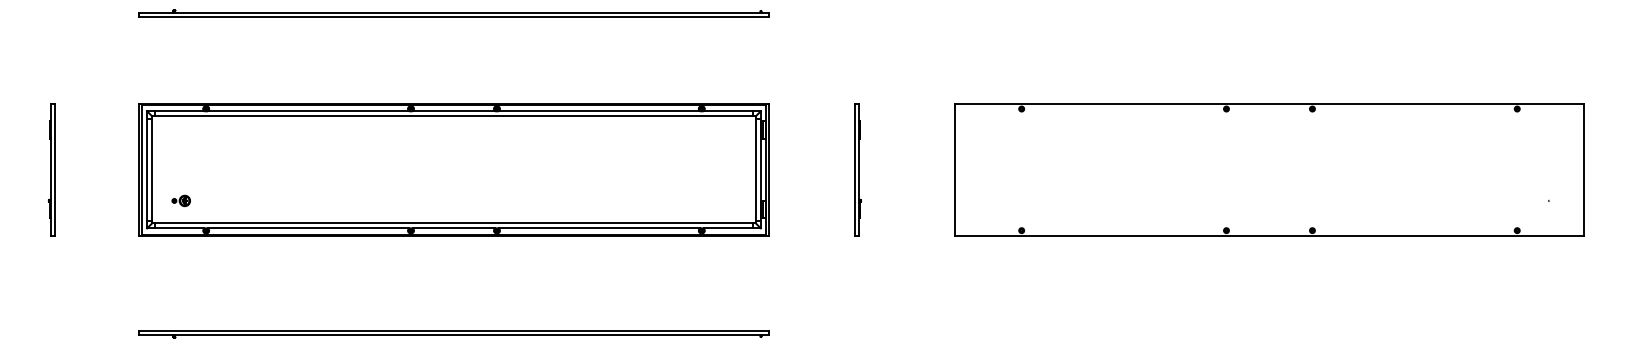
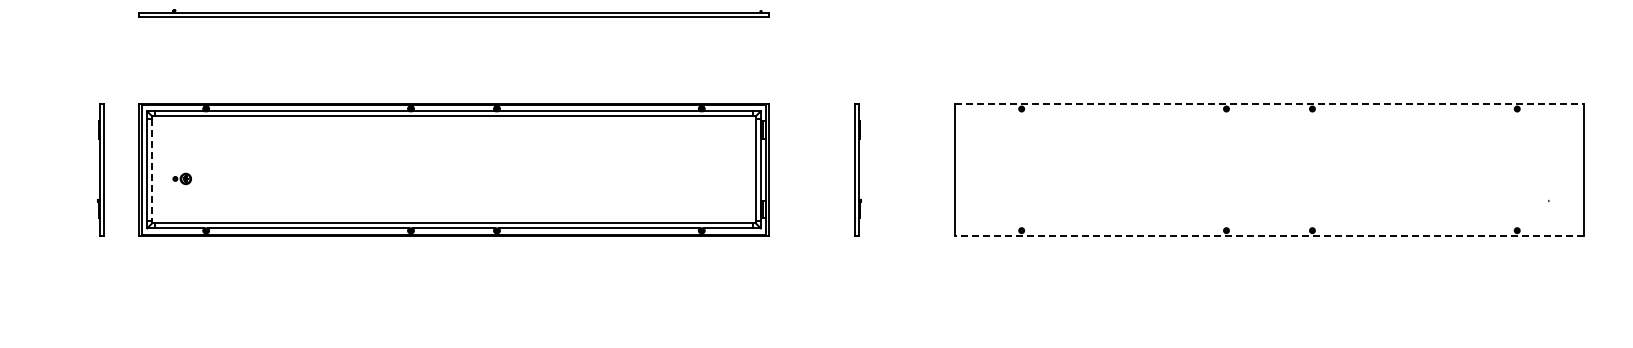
line: solid -> dashed (1269, 103)
part position: (51, 169) -> (100, 169) (100, 169)
line: solid -> dashed (152, 169)
part position: (180, 200) -> (181, 178) (181, 178)
line: solid -> dashed (1269, 235)
part: present -> none (453, 334)
